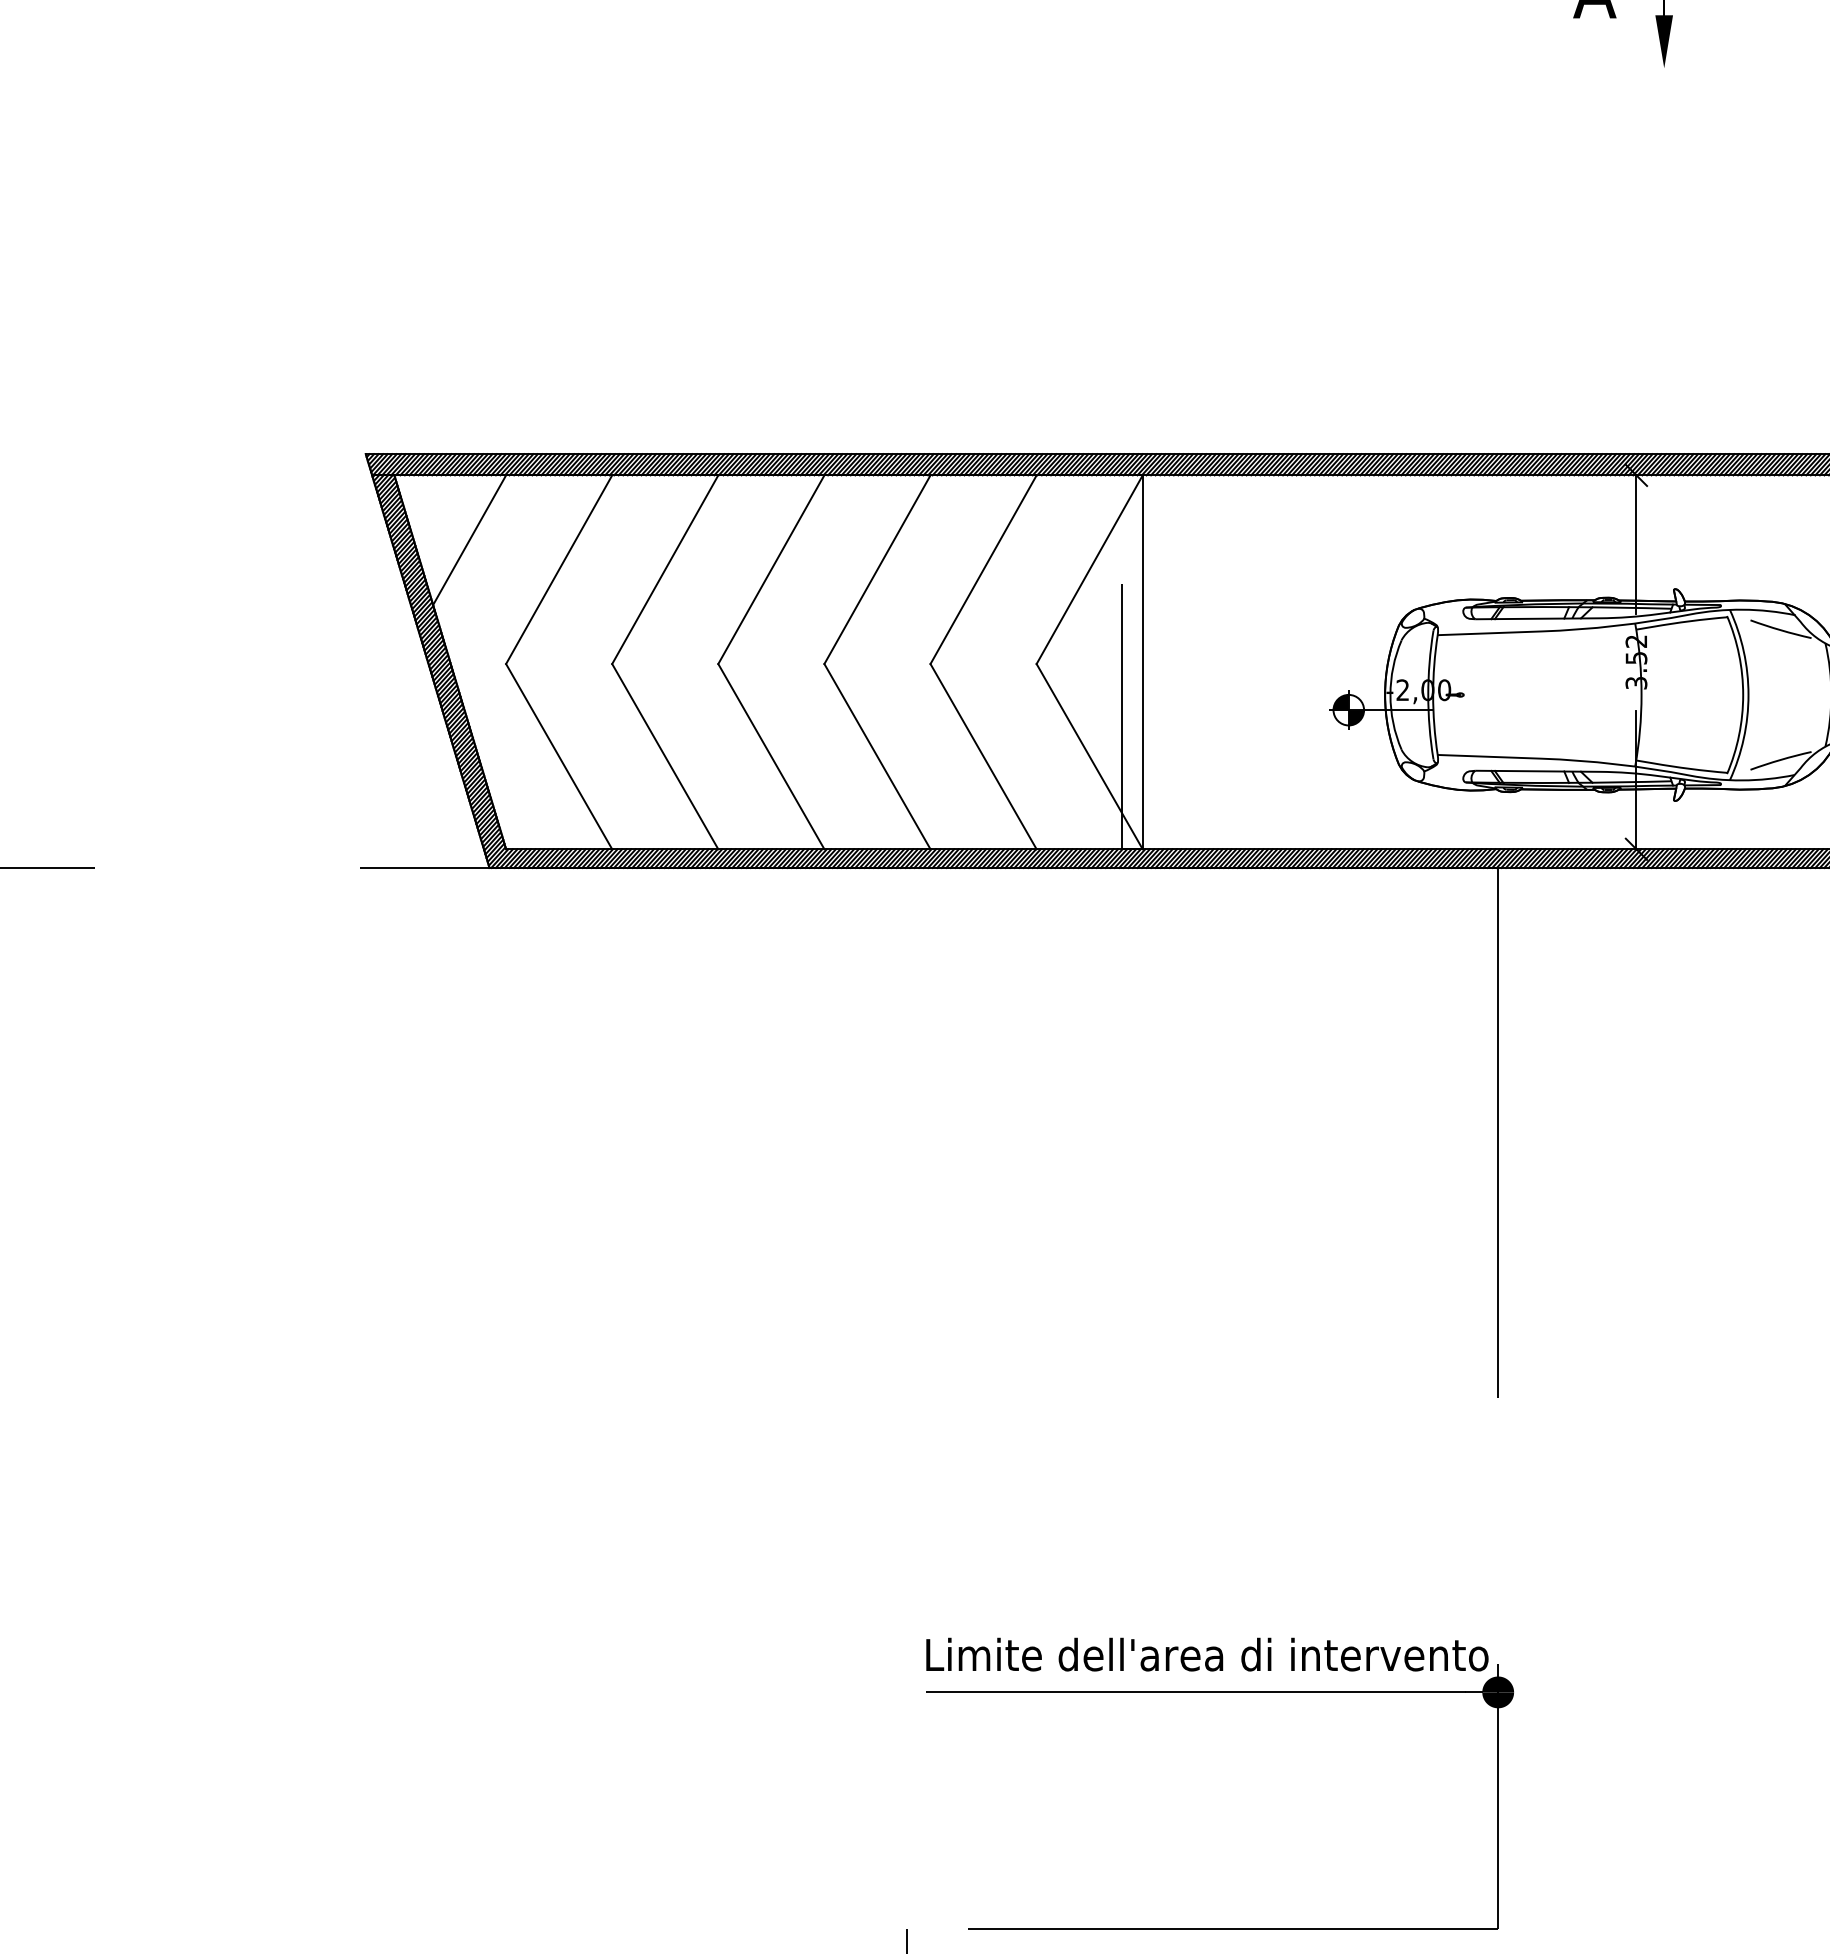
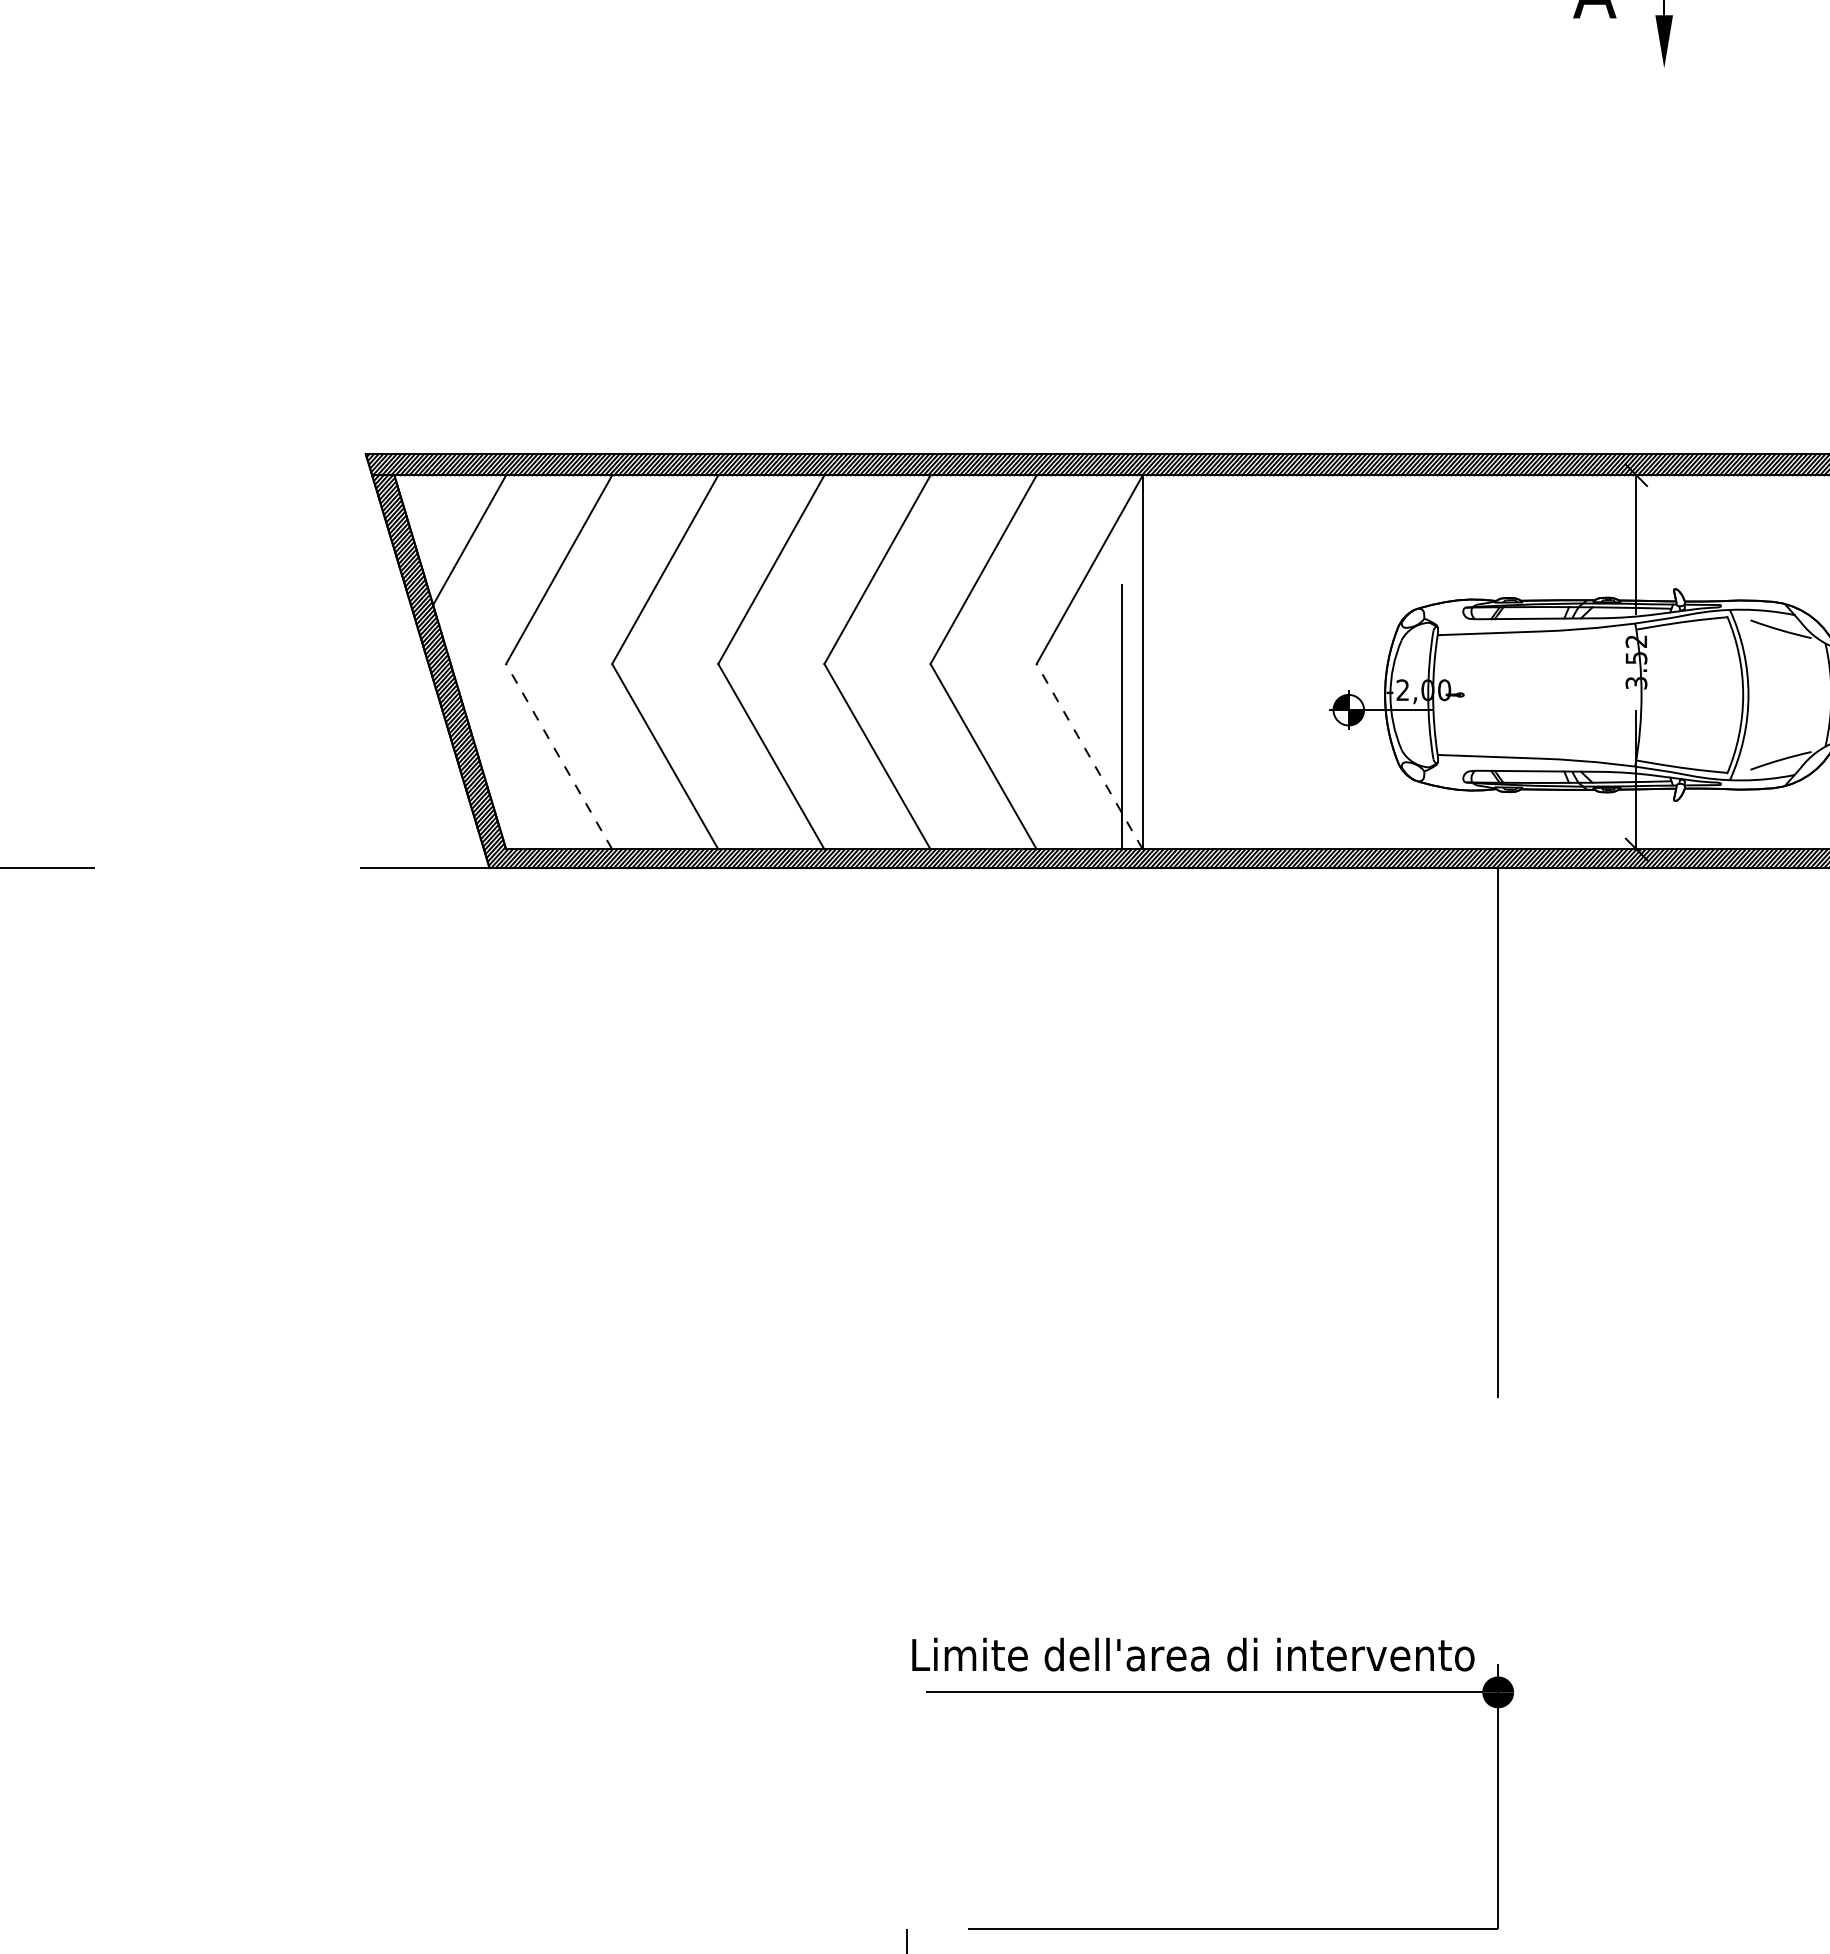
line: solid -> dashed (559, 756)
line: solid -> dashed (1089, 756)
text position: (1207, 1654) -> (1193, 1654) (1193, 1654)
